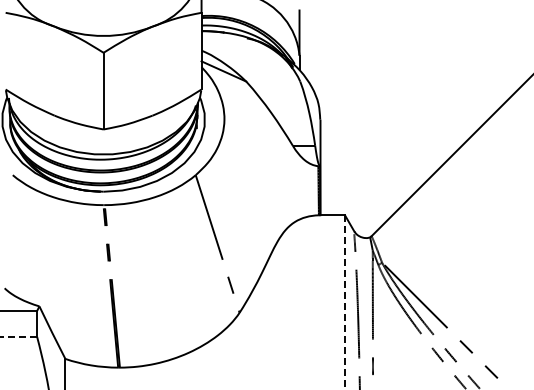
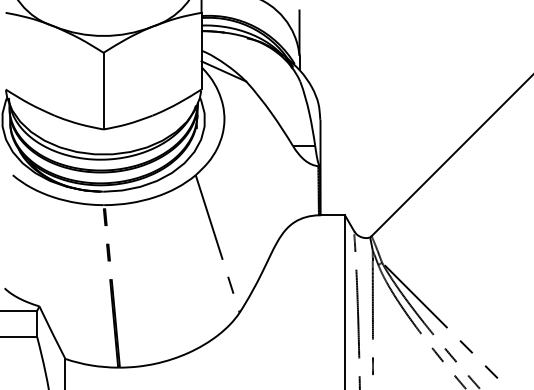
line: dashed -> solid (344, 302)
line: dashed -> solid (18, 336)
